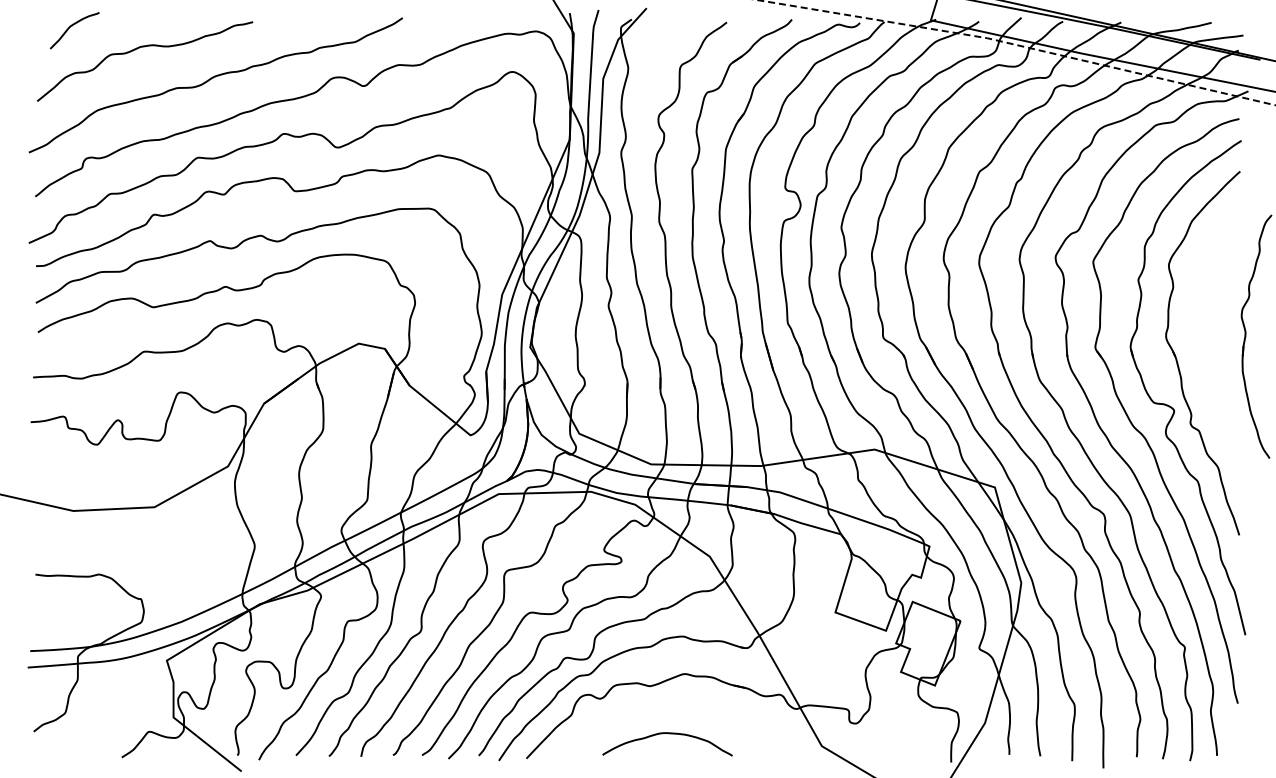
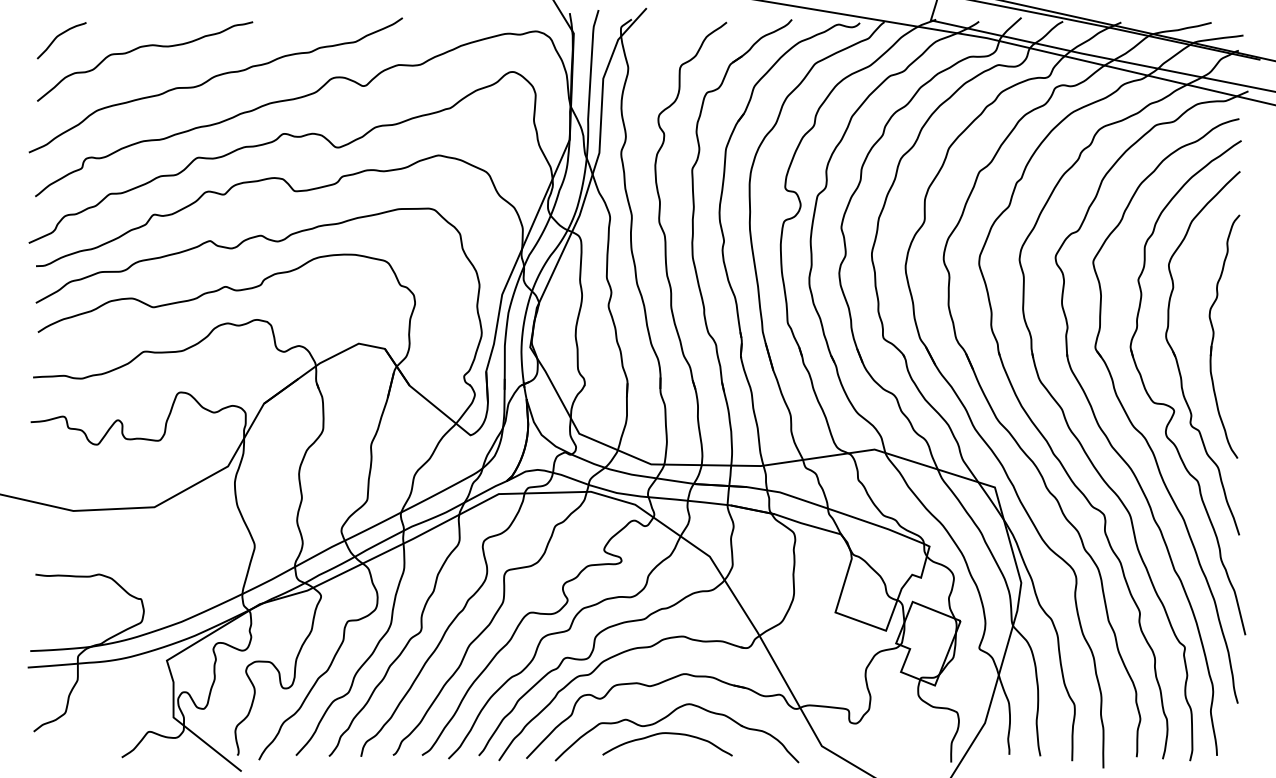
curve position: (72, 26) -> (59, 36) (59, 36)
line: dashed -> solid (1017, 45)
part position: (1246, 336) -> (1214, 336) (1214, 336)
part: none -> present (667, 717)
